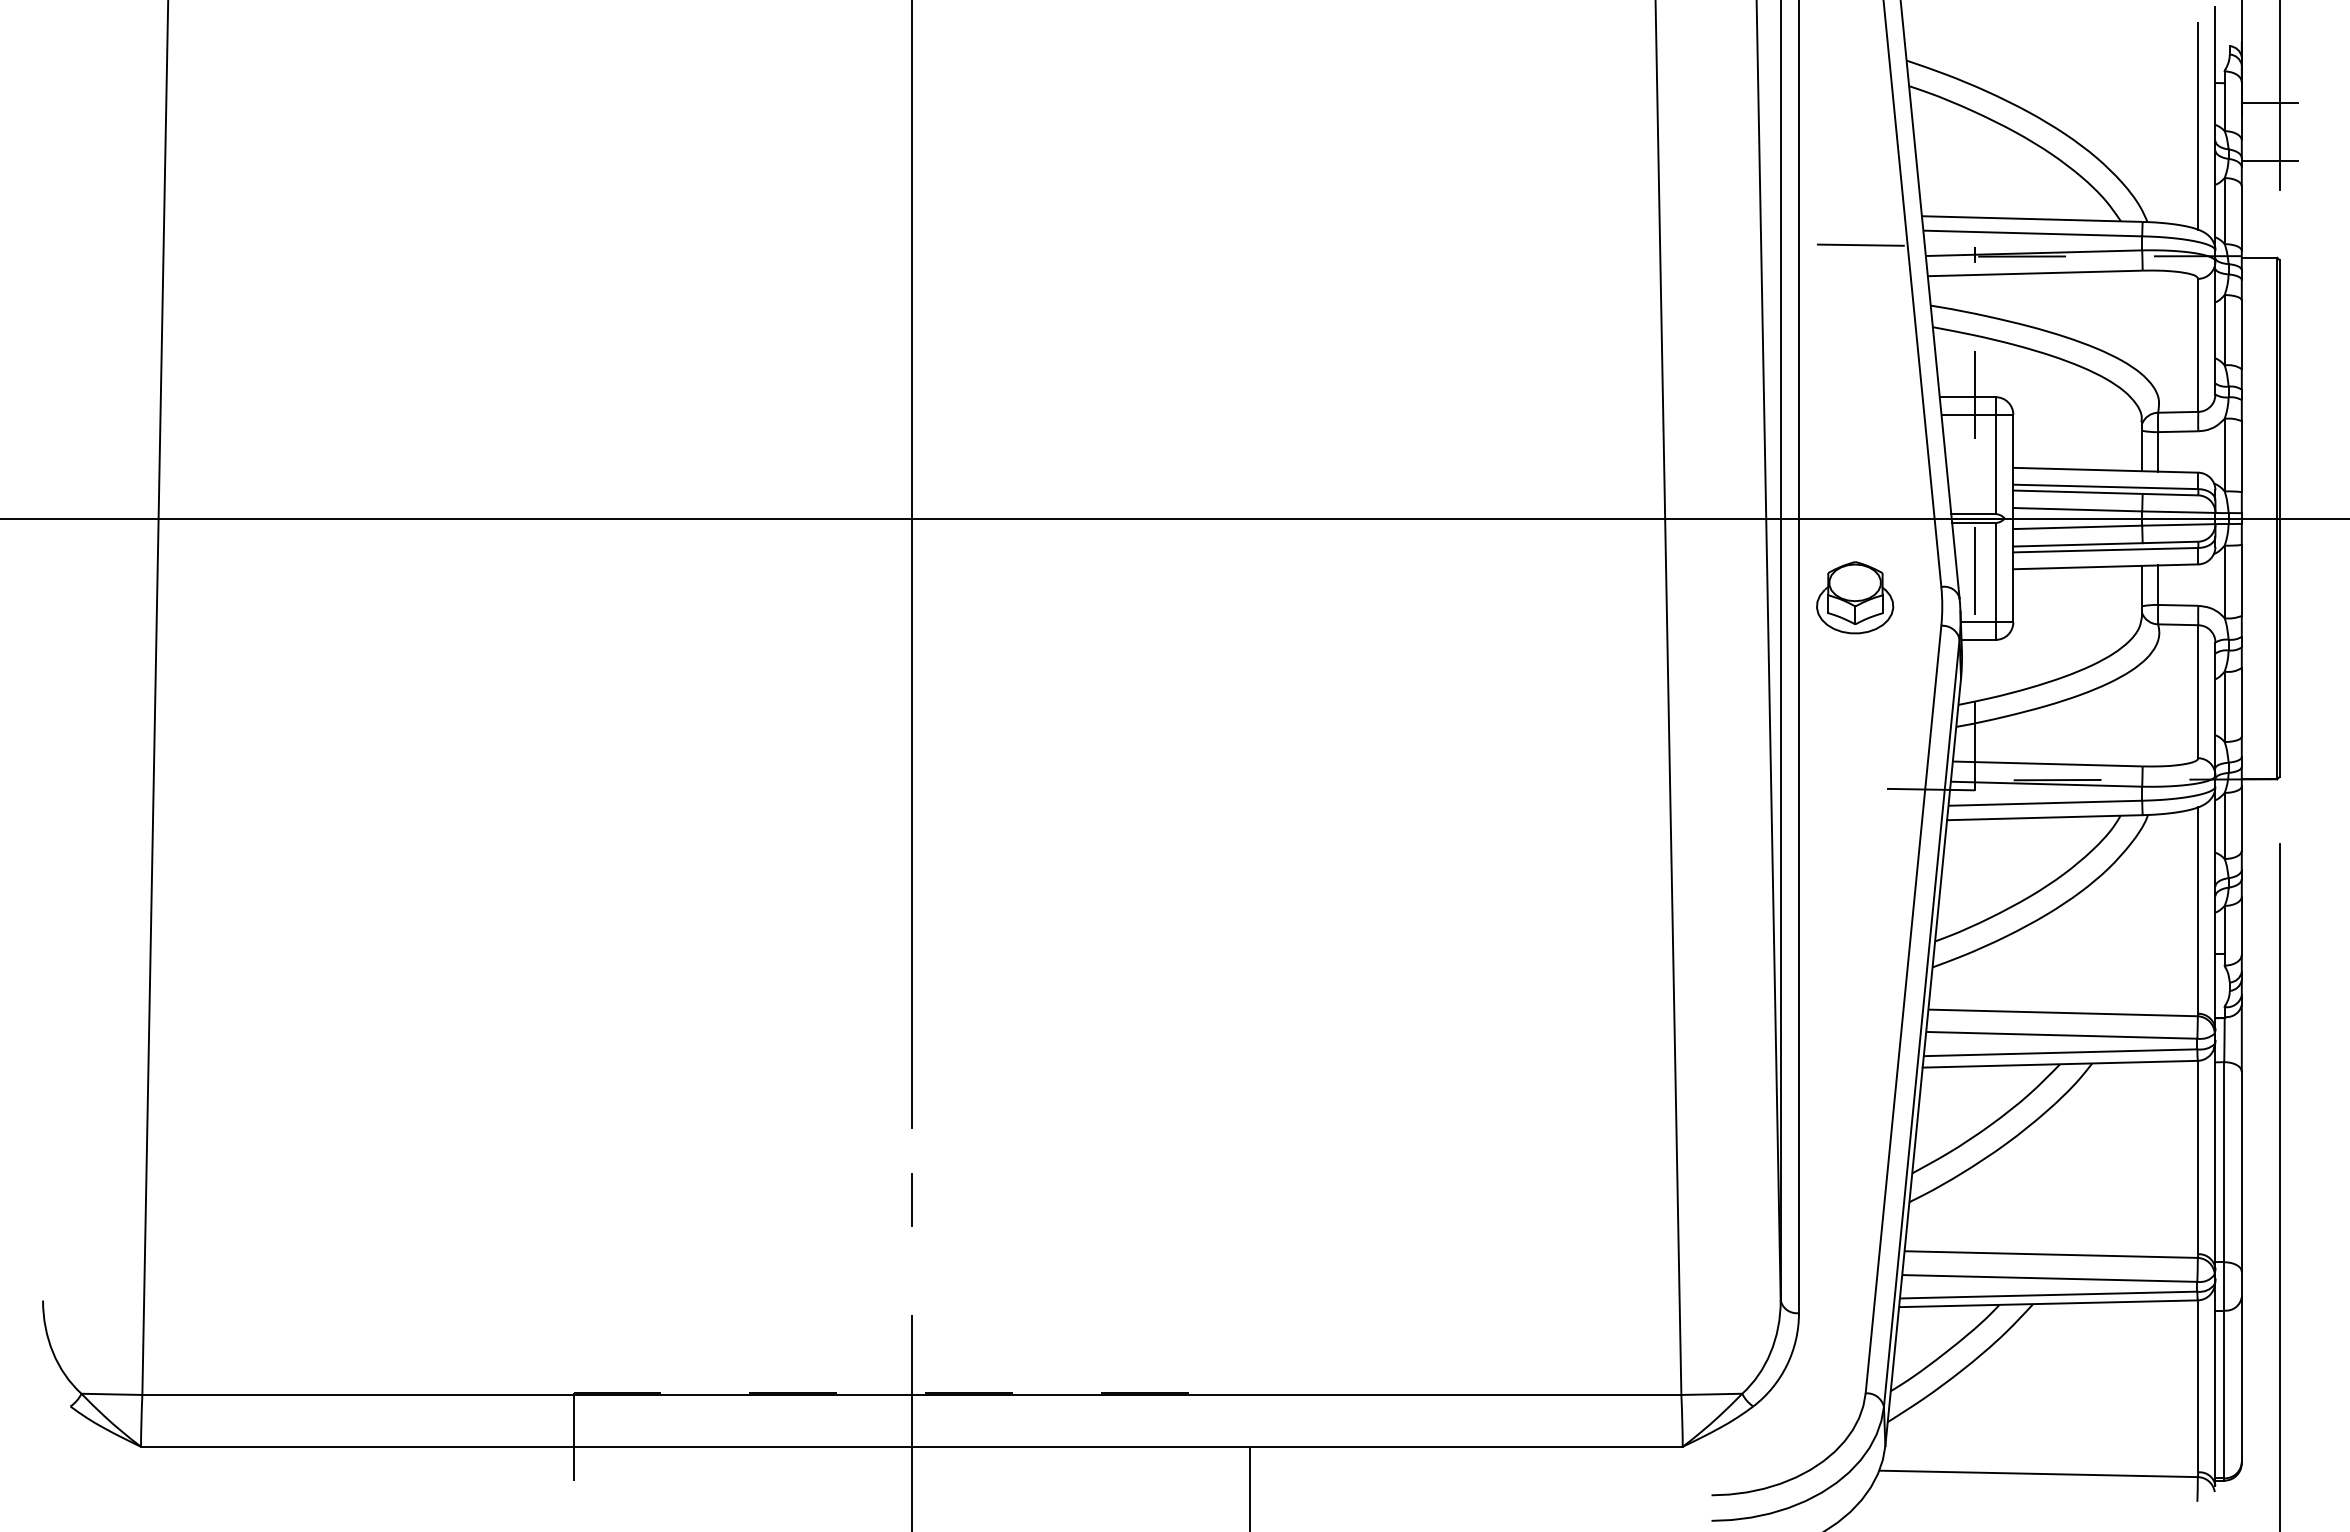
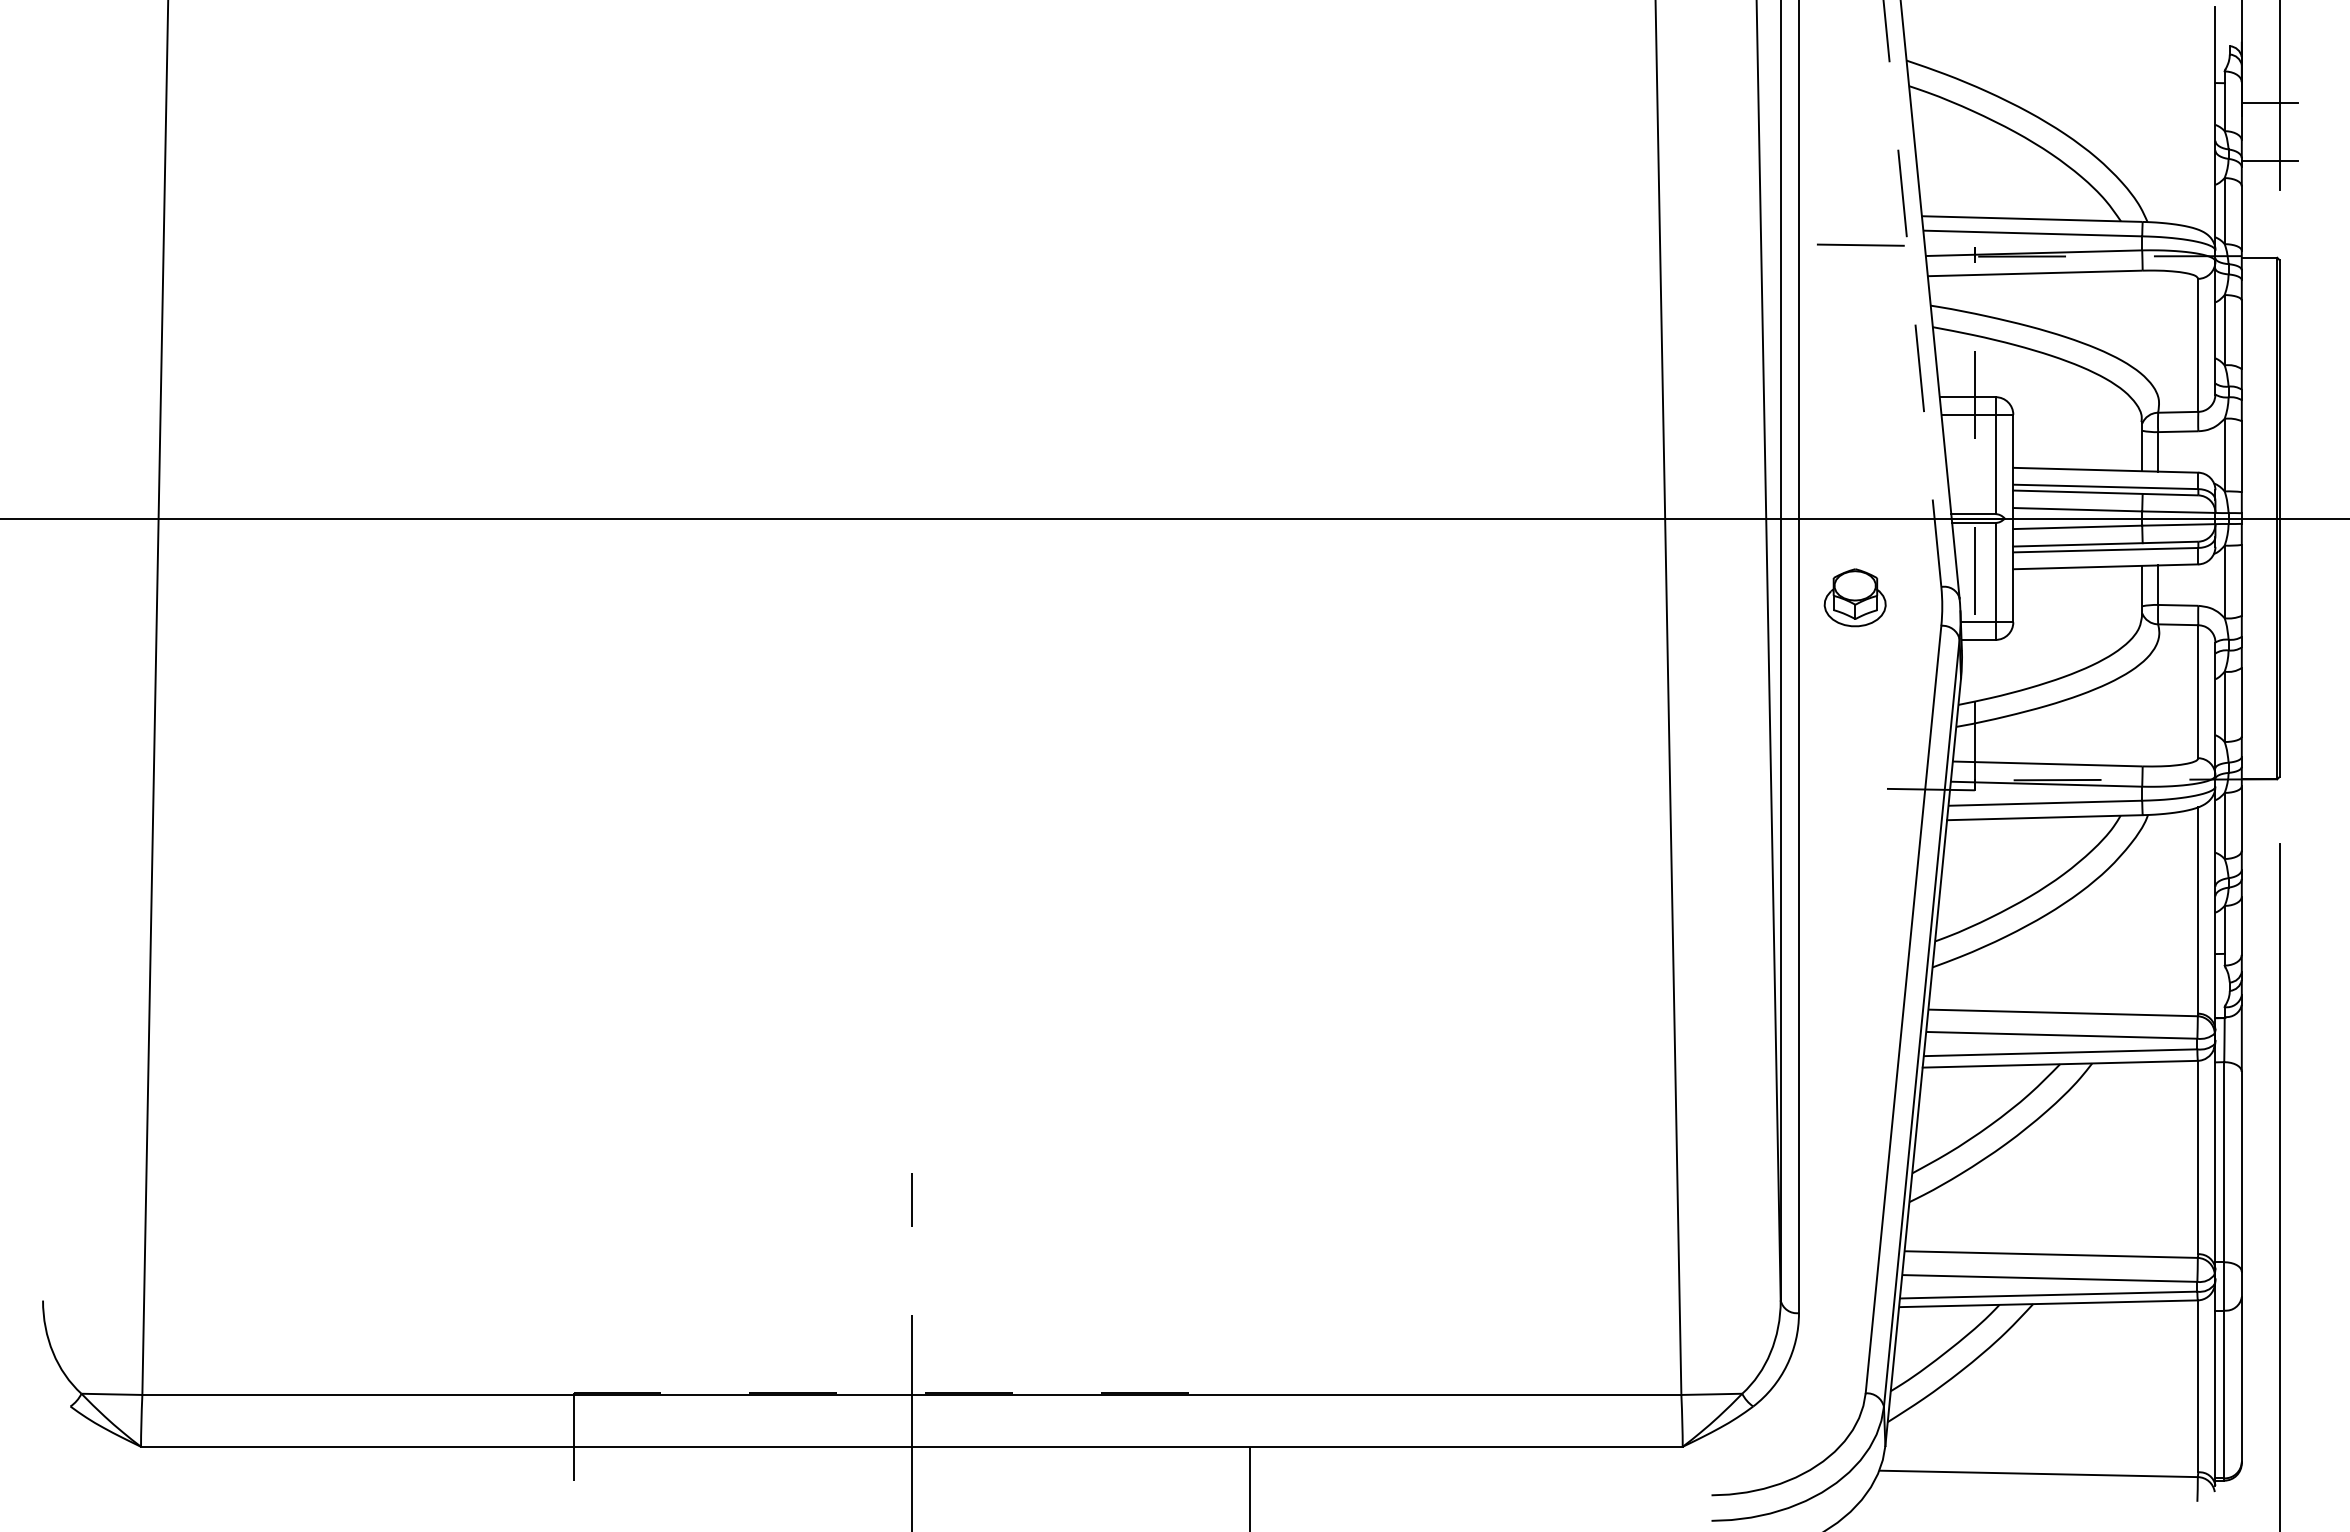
line: present -> none (2198, 126)
line: solid -> dashed (1912, 293)
line: present -> none (911, 564)
part size: 79x74 px -> 64x60 px (1854, 597)
